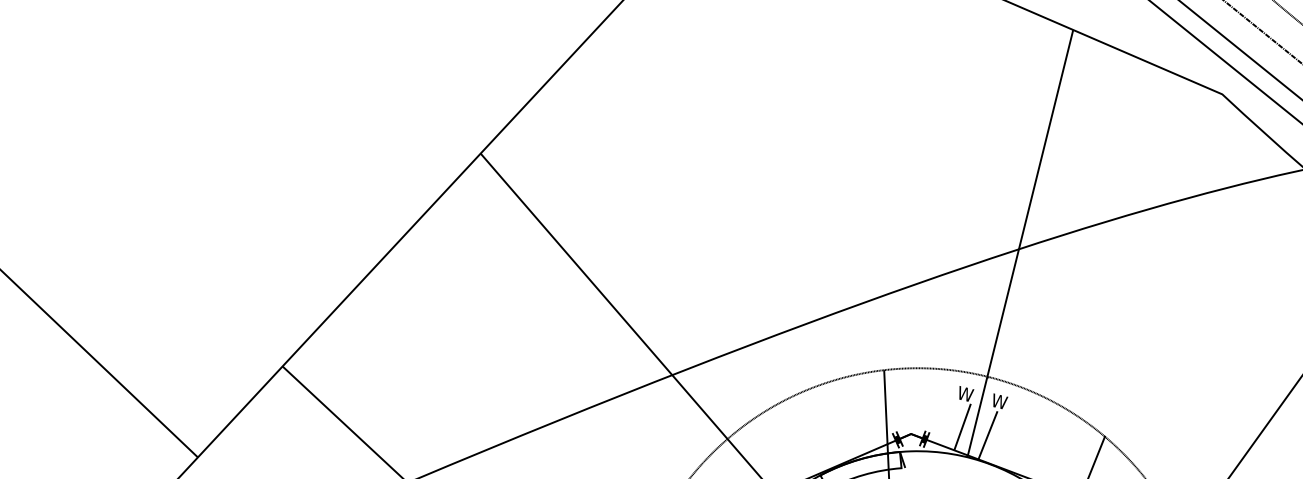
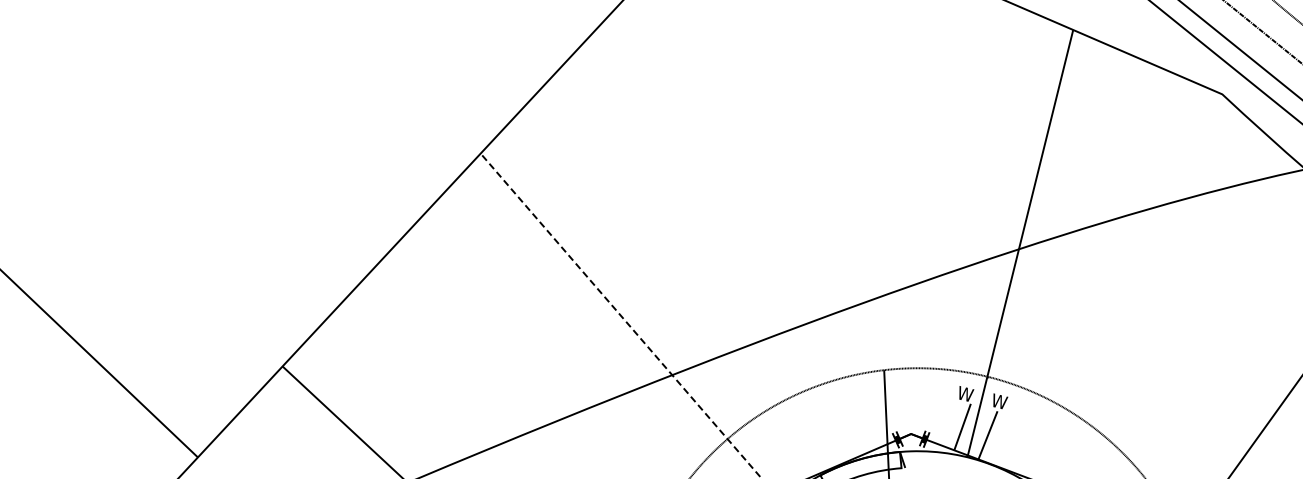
line: solid -> dashed (621, 316)
line: present -> none (1096, 455)
